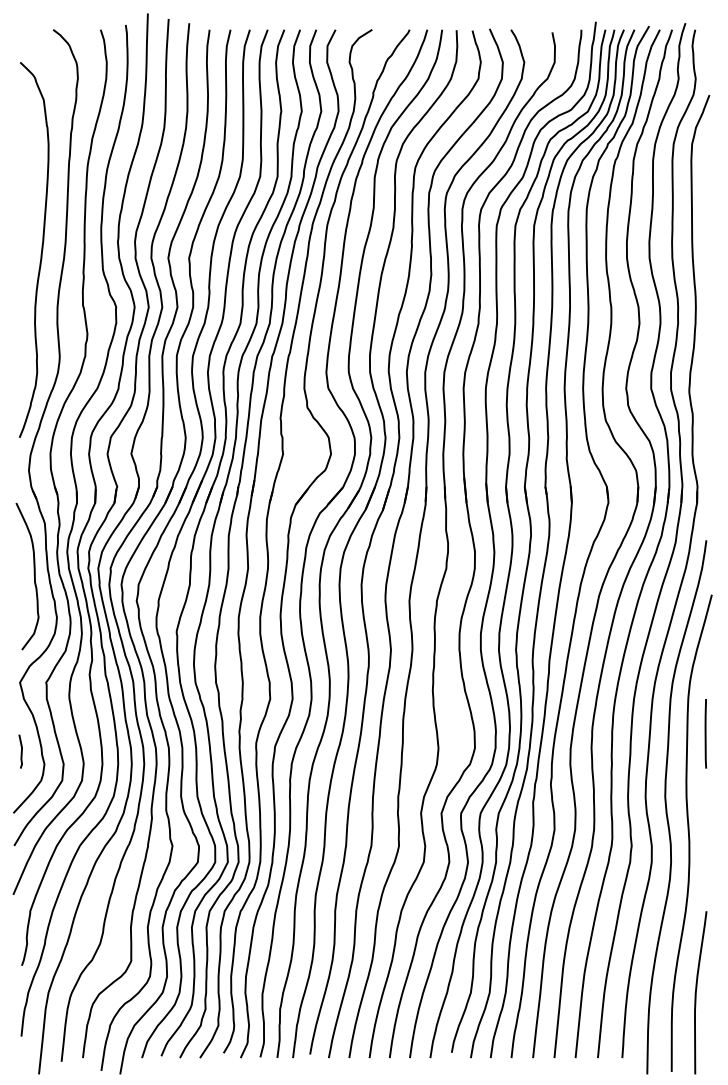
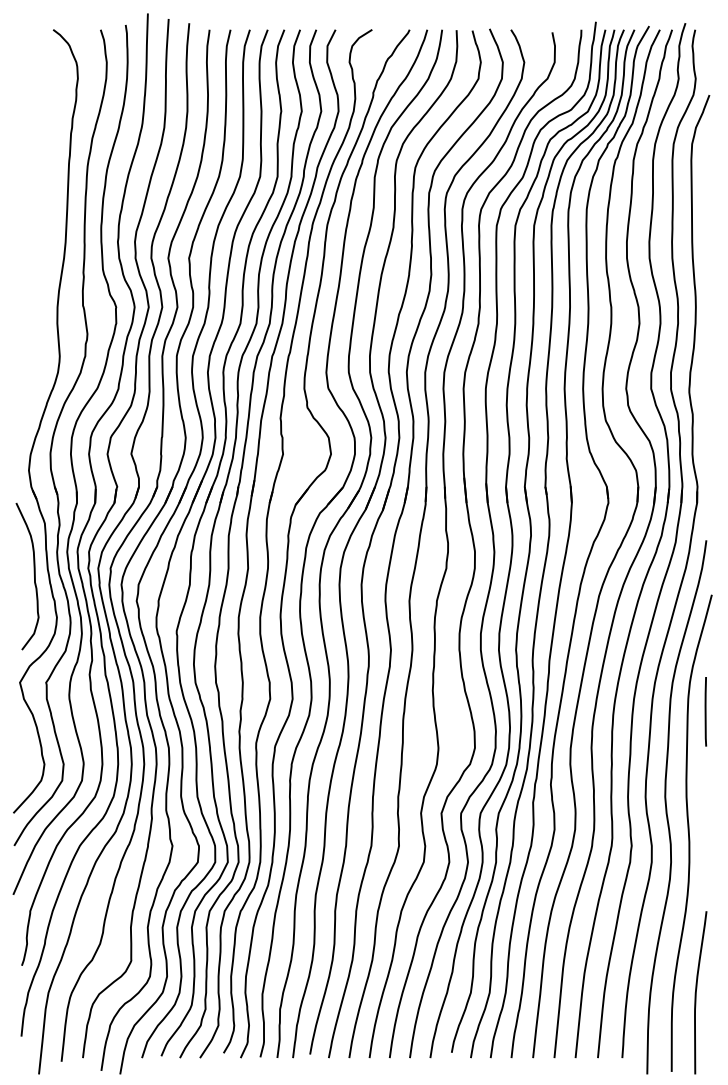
curve: present -> none (41, 249)
line position: (705, 733) -> (705, 711) (705, 711)
line: present -> none (21, 751)
